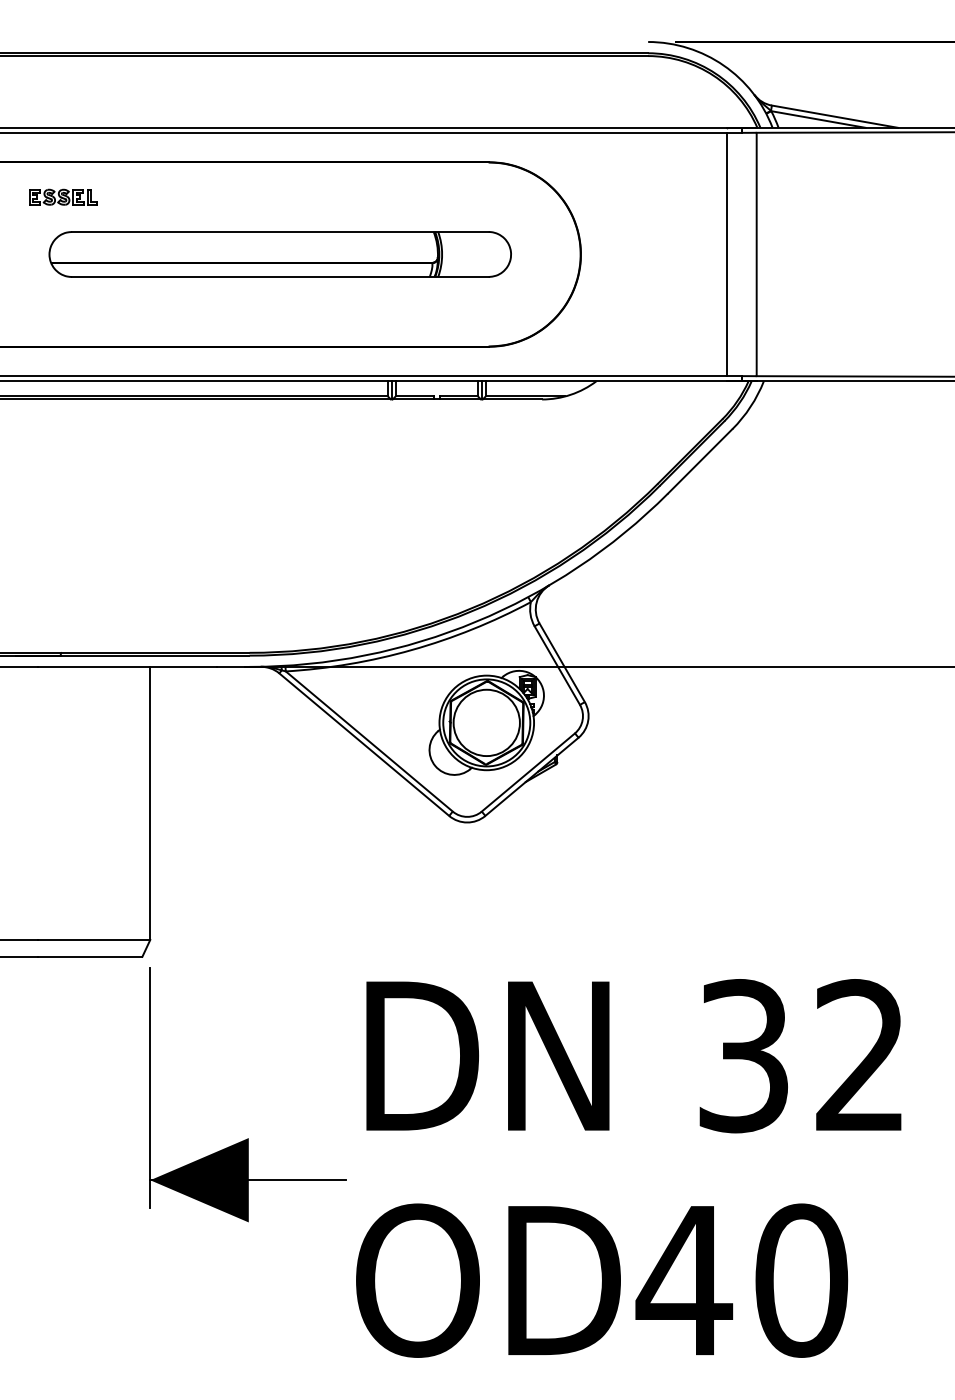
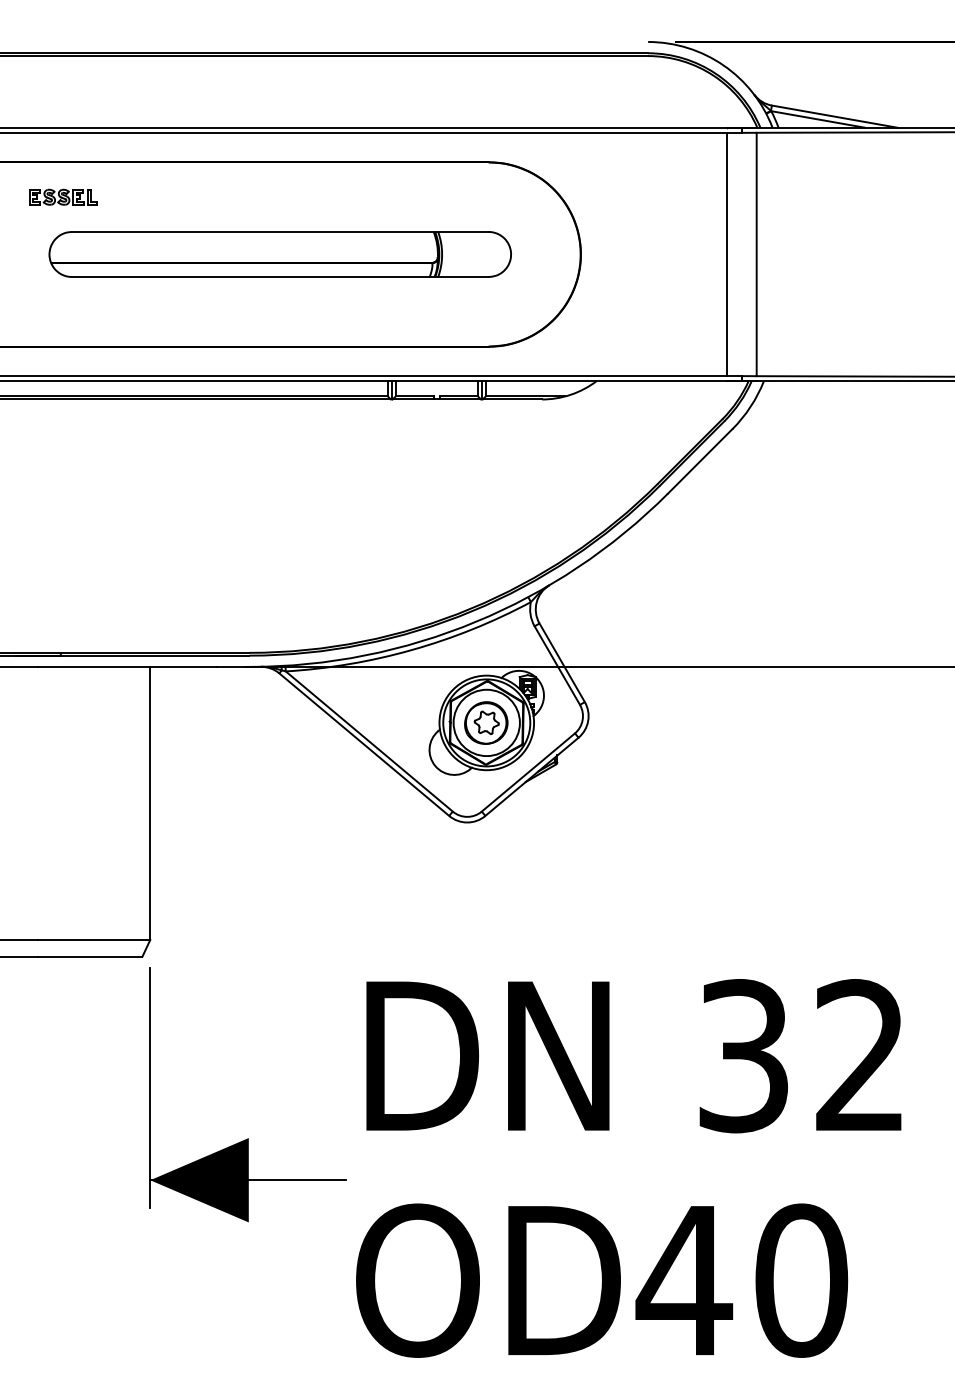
part: none -> present (486, 722)
